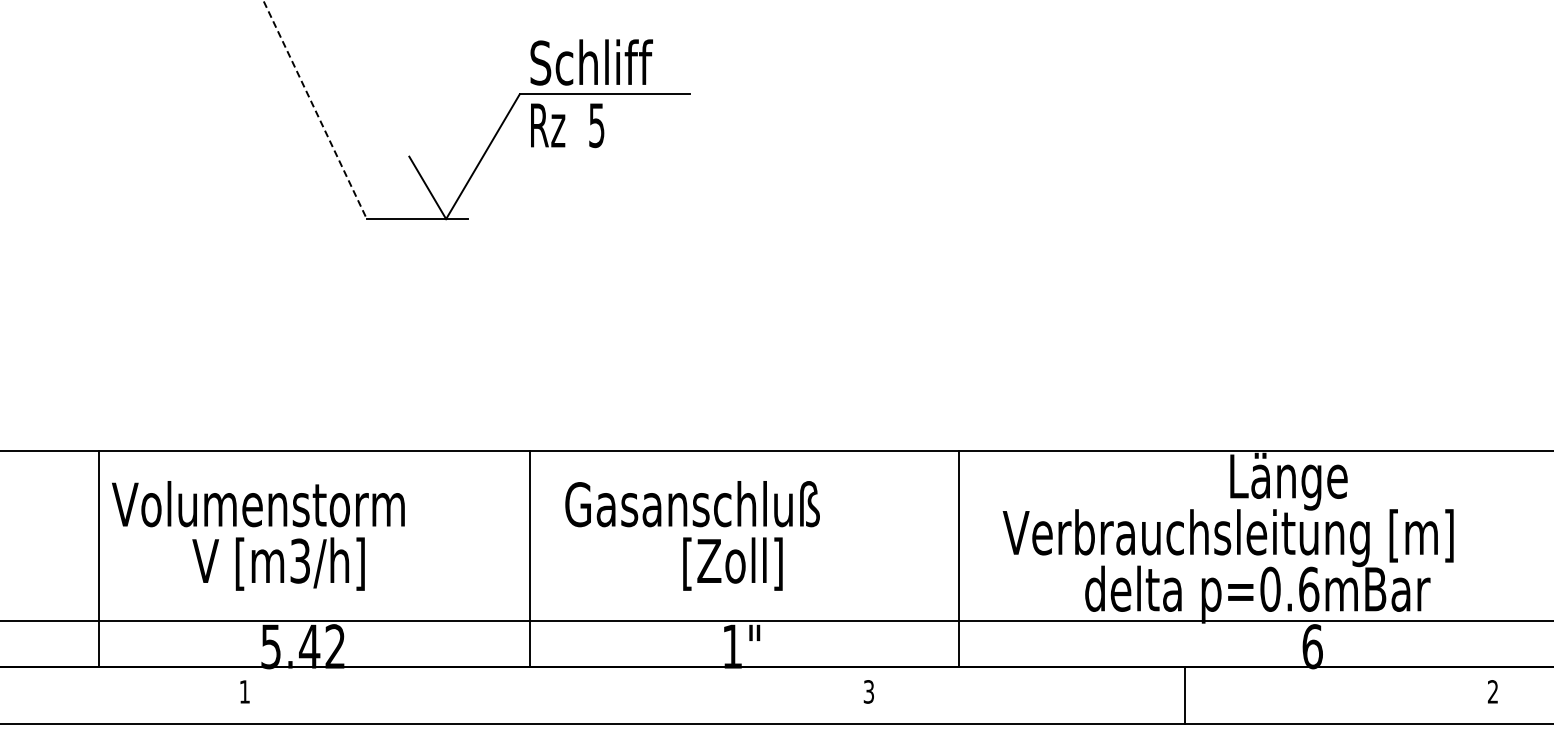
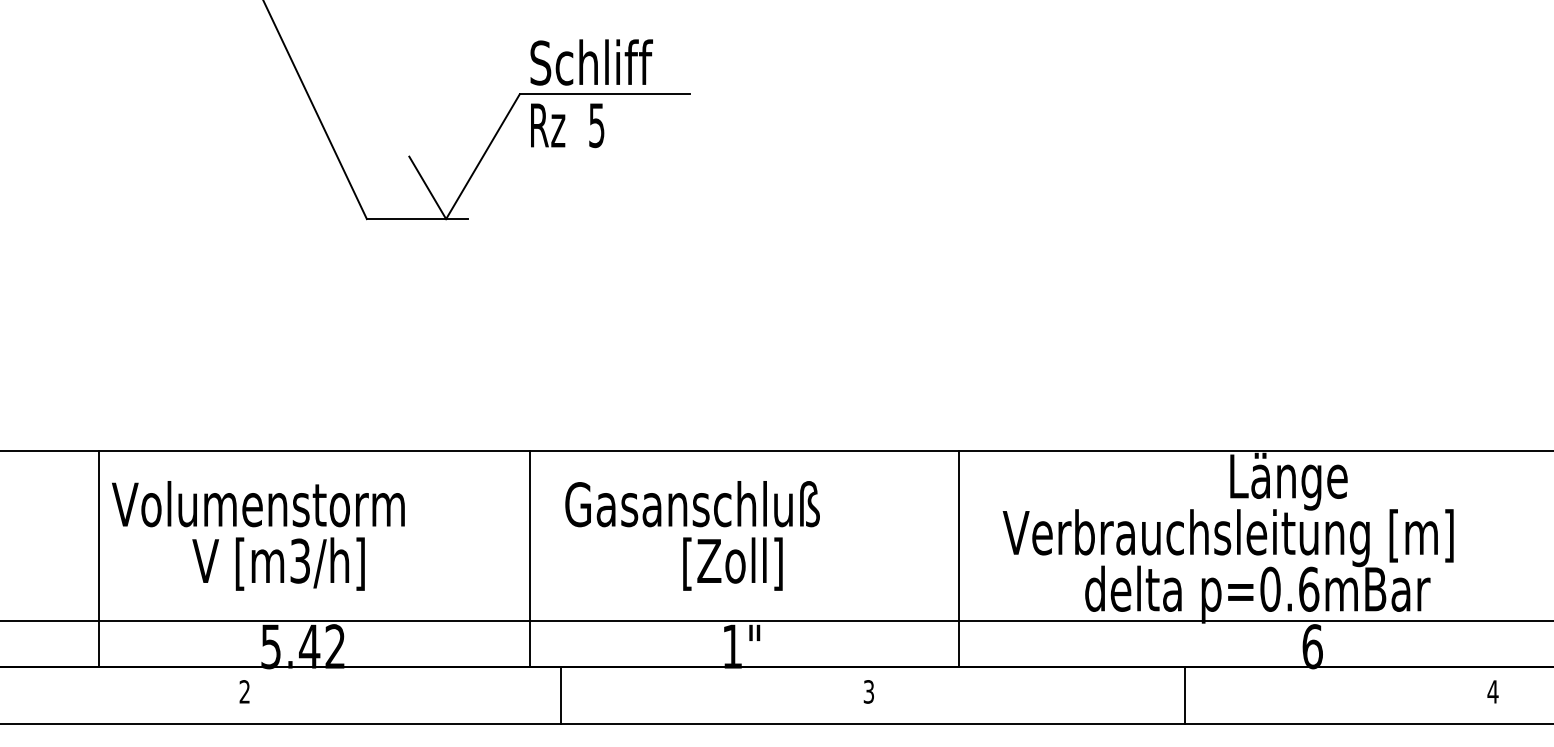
line: dashed -> solid (315, 109)
text: 1 -> 2 (244, 691)
text: 2 -> 4 (1492, 691)
line: none -> present (560, 695)
